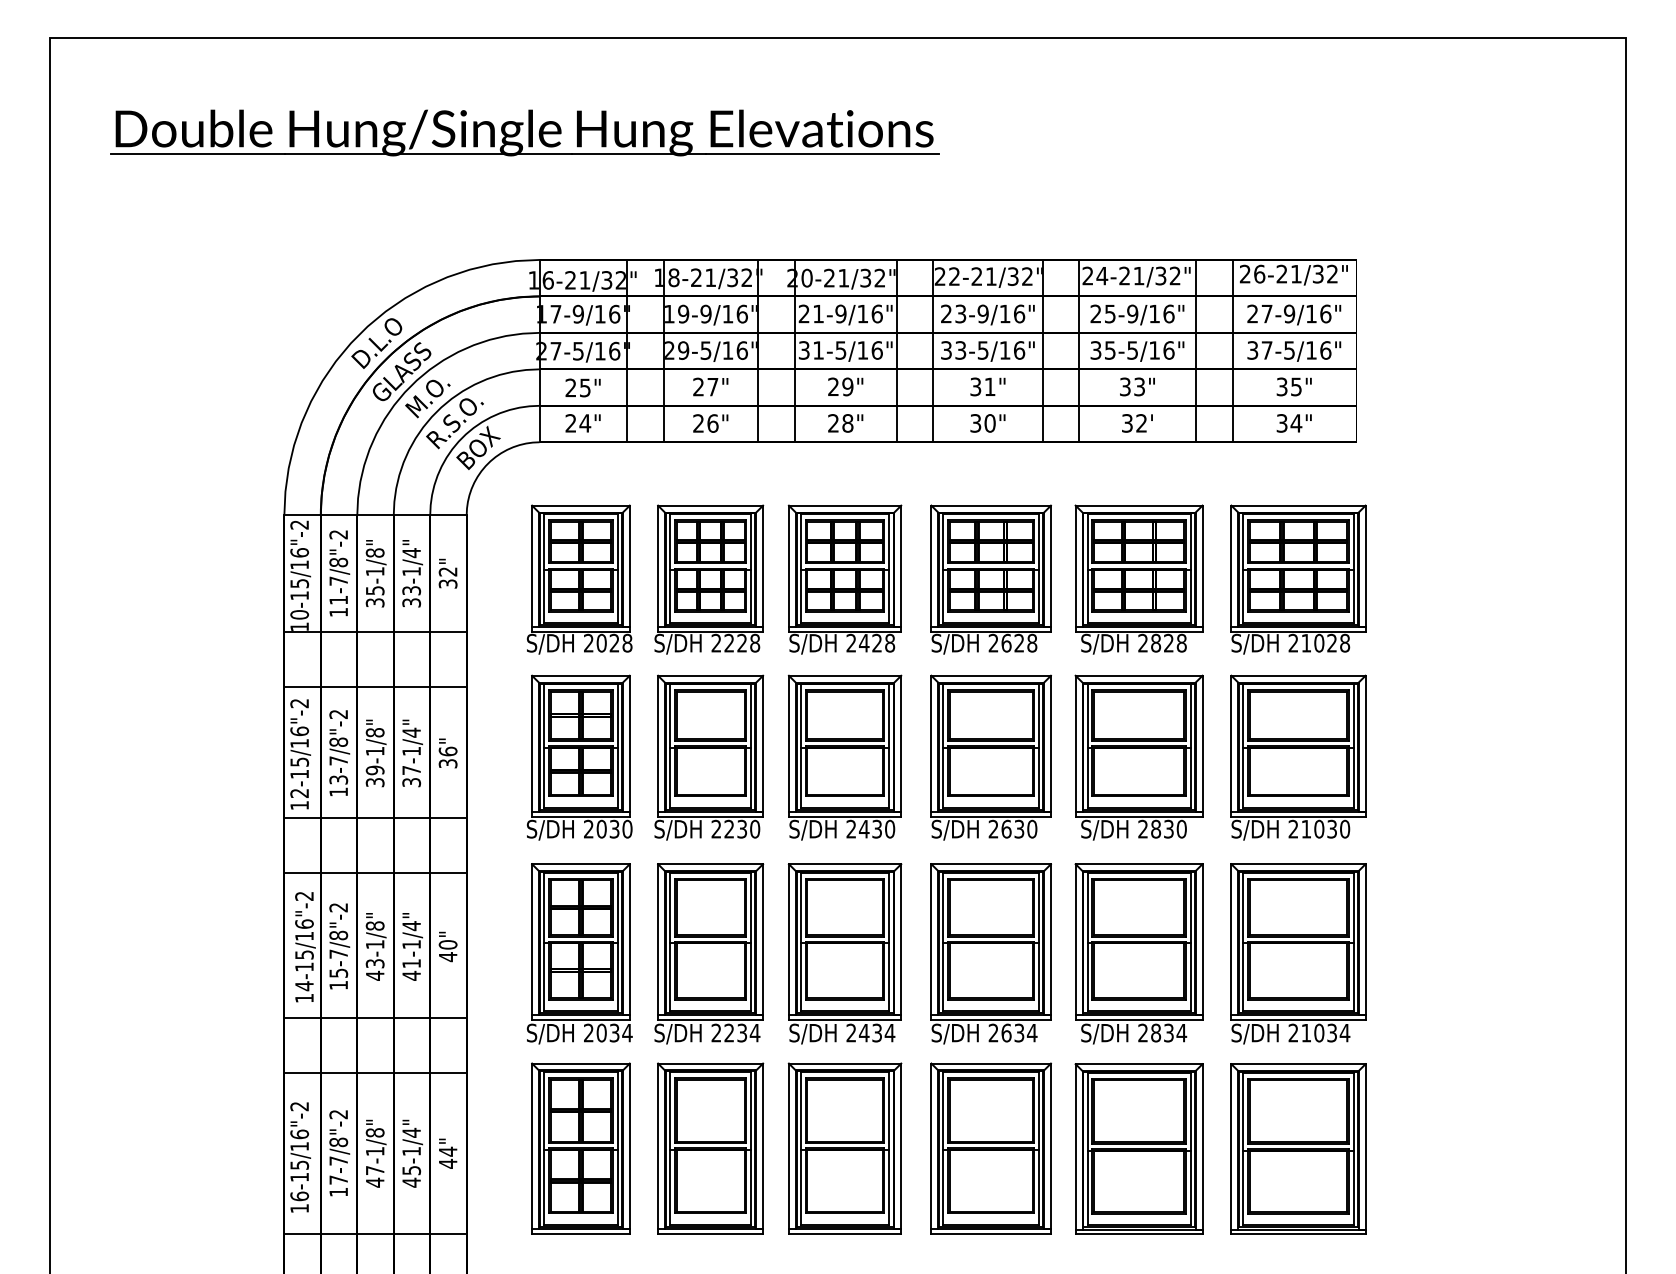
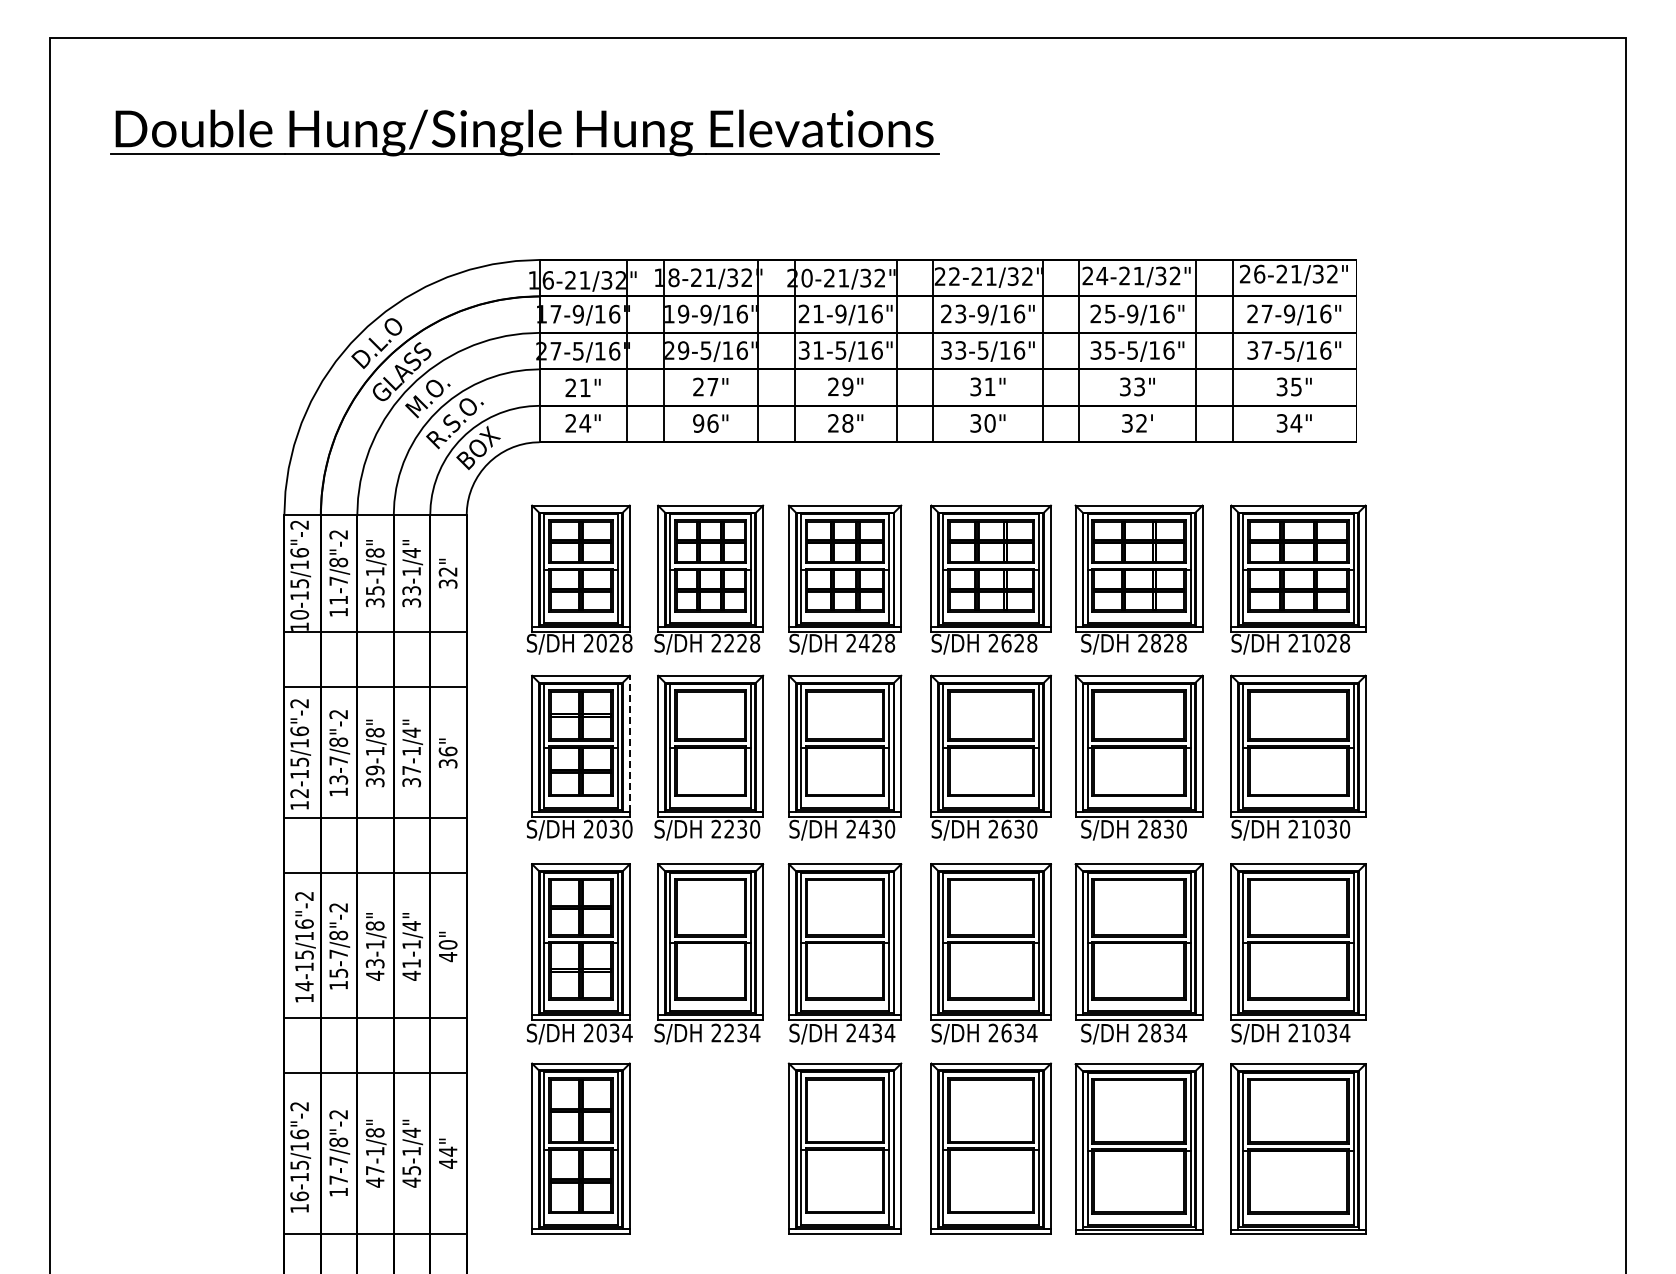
text: 25" -> 21" (585, 387)
text: 26" -> 96" (698, 423)
line: solid -> dashed (629, 743)
part: present -> none (710, 1148)
